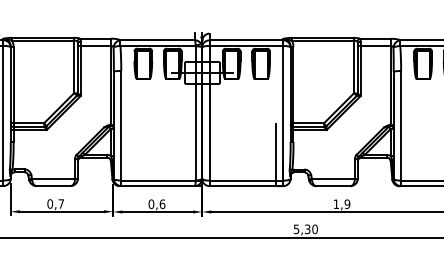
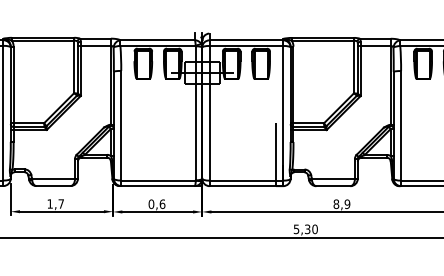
text: 0,7 -> 1,7 (50, 203)
text: 1,9 -> 8,9 (336, 204)
